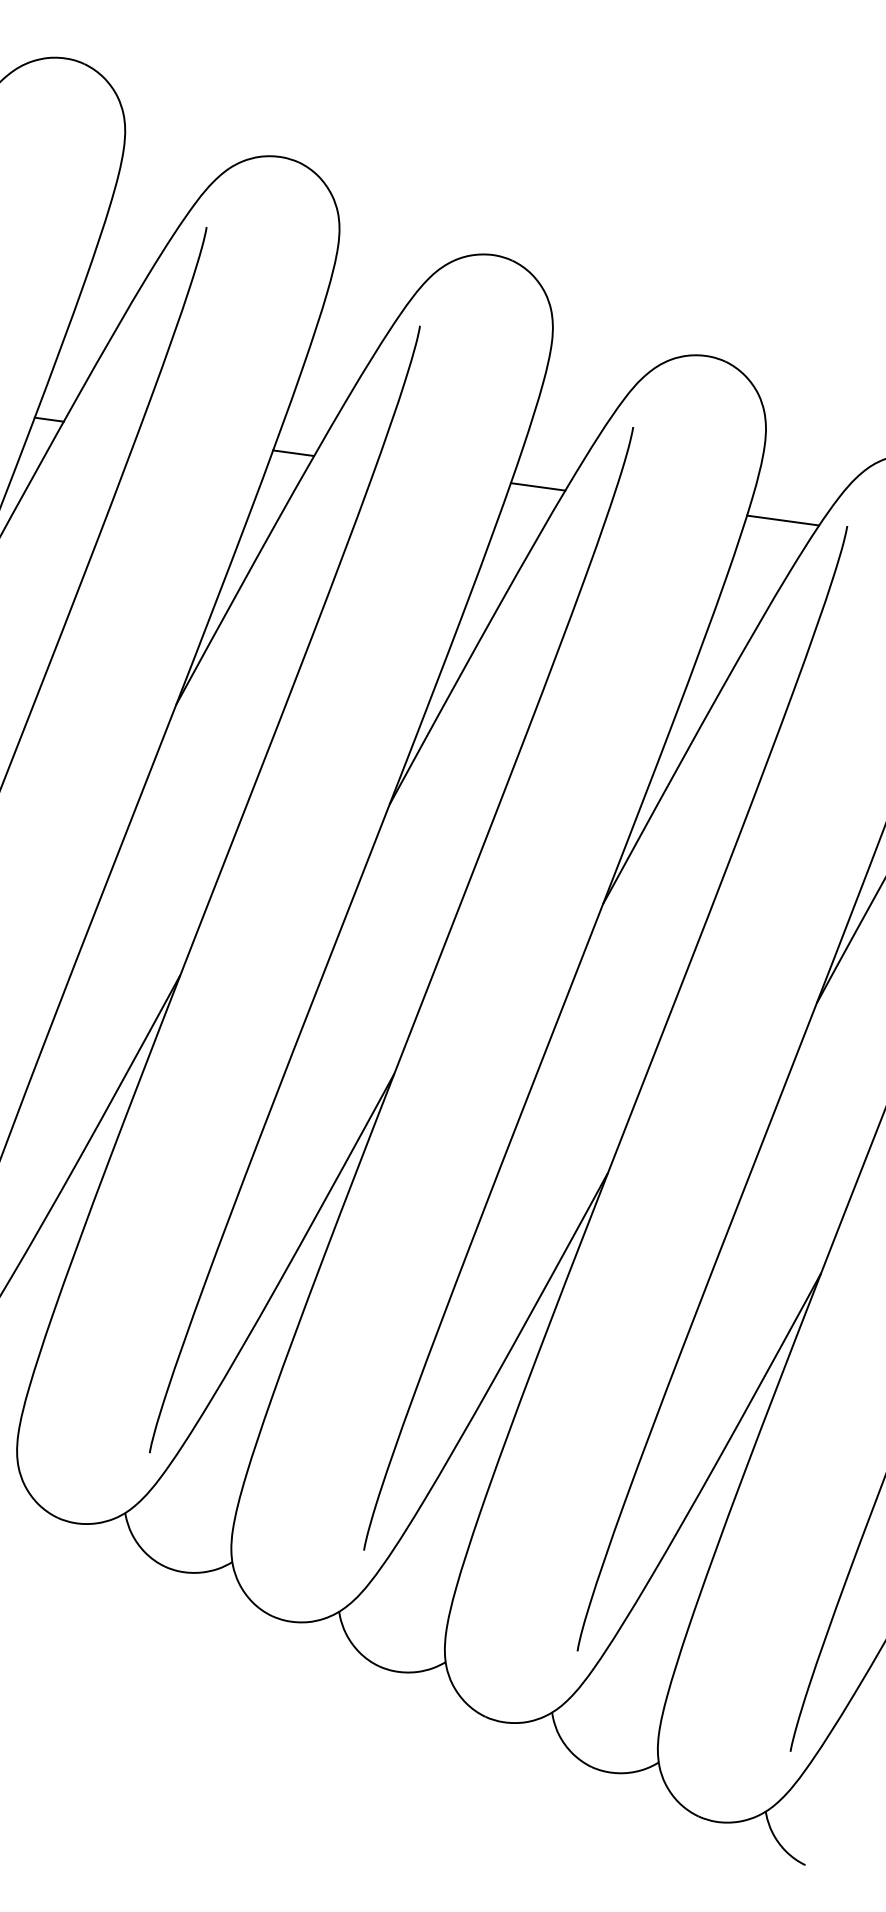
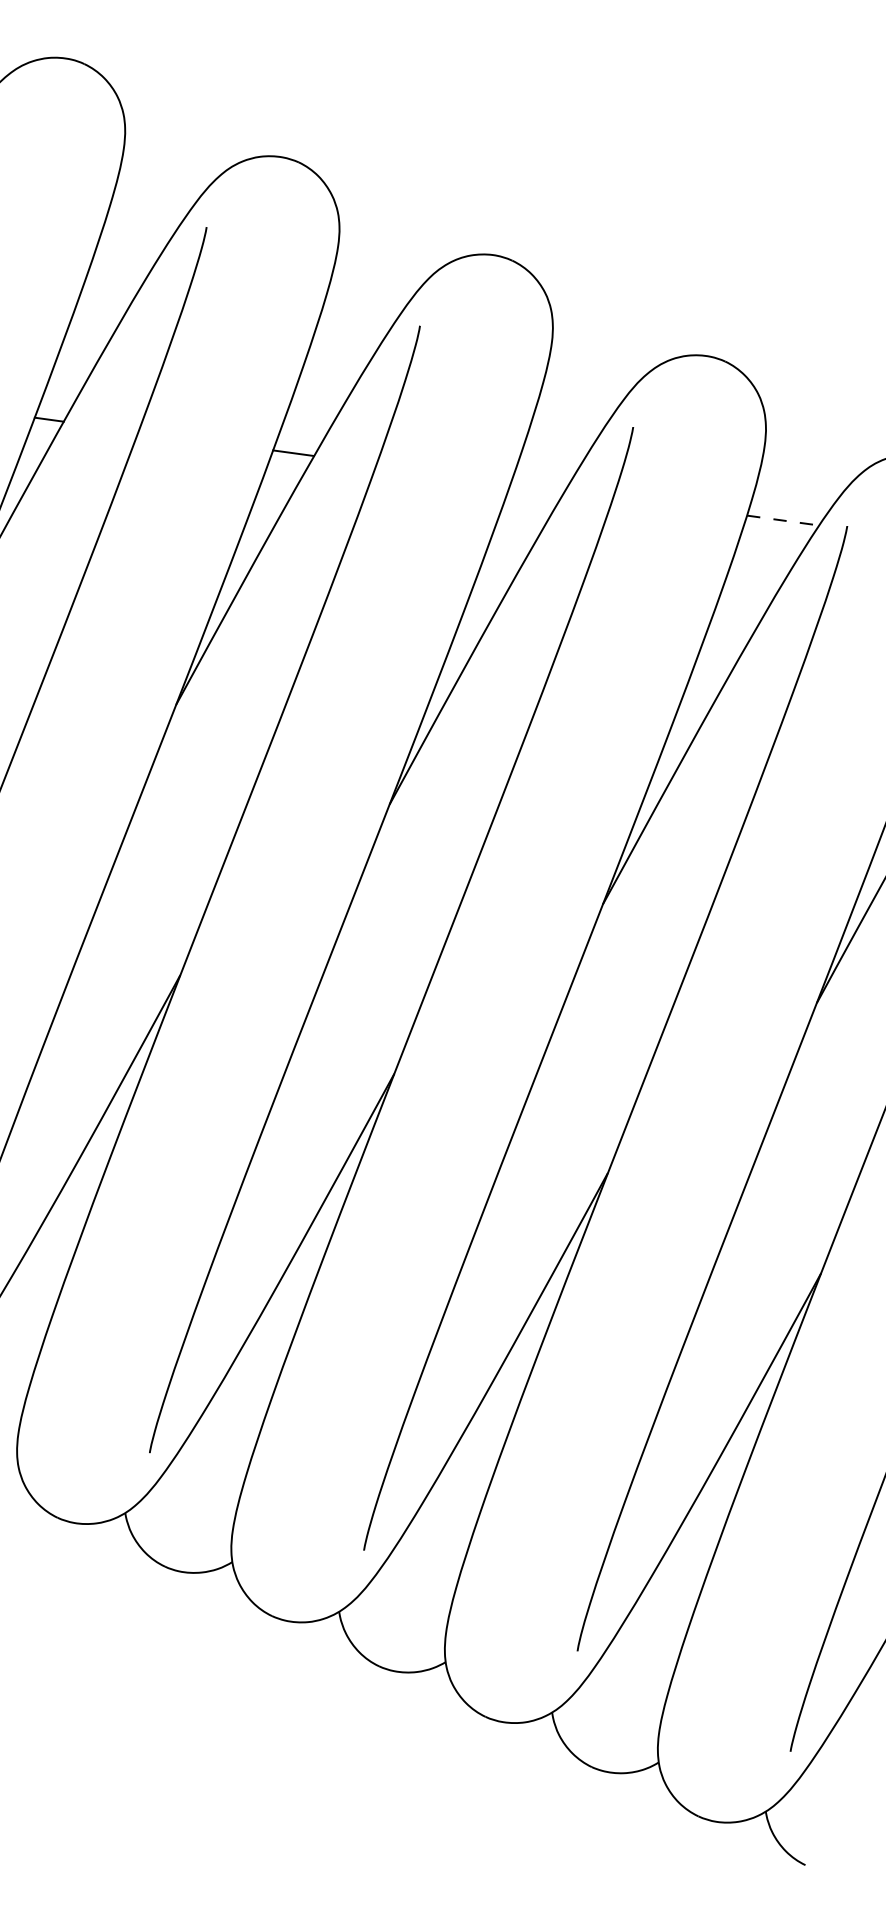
line: present -> none (537, 486)
line: solid -> dashed (783, 520)
